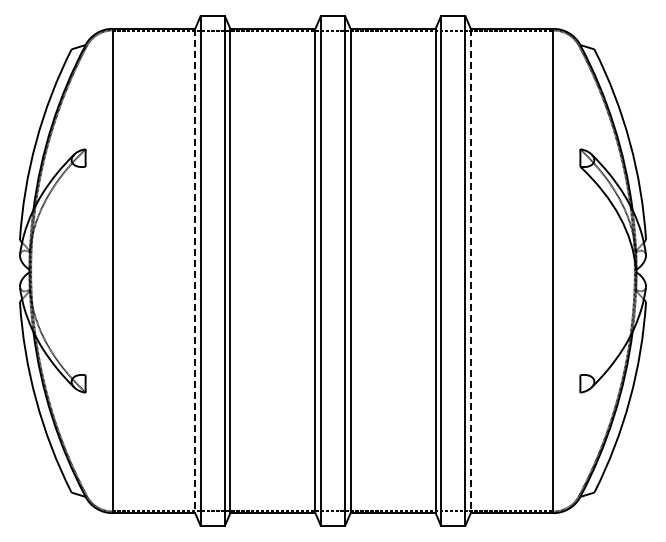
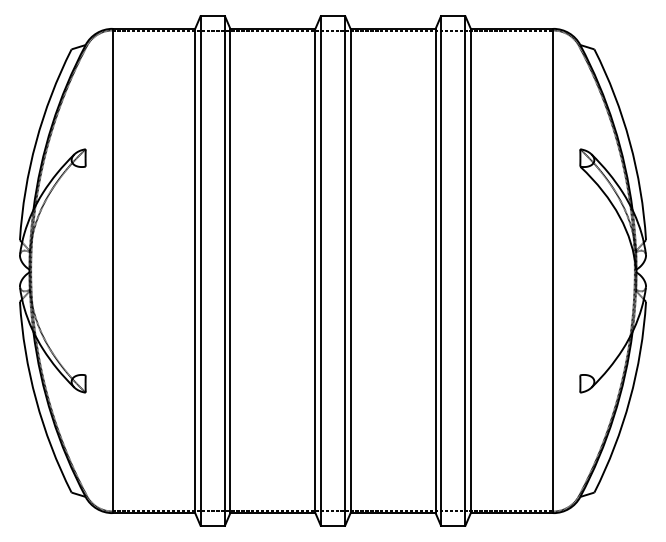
line: dashed -> solid (195, 271)
line: dashed -> solid (470, 271)
